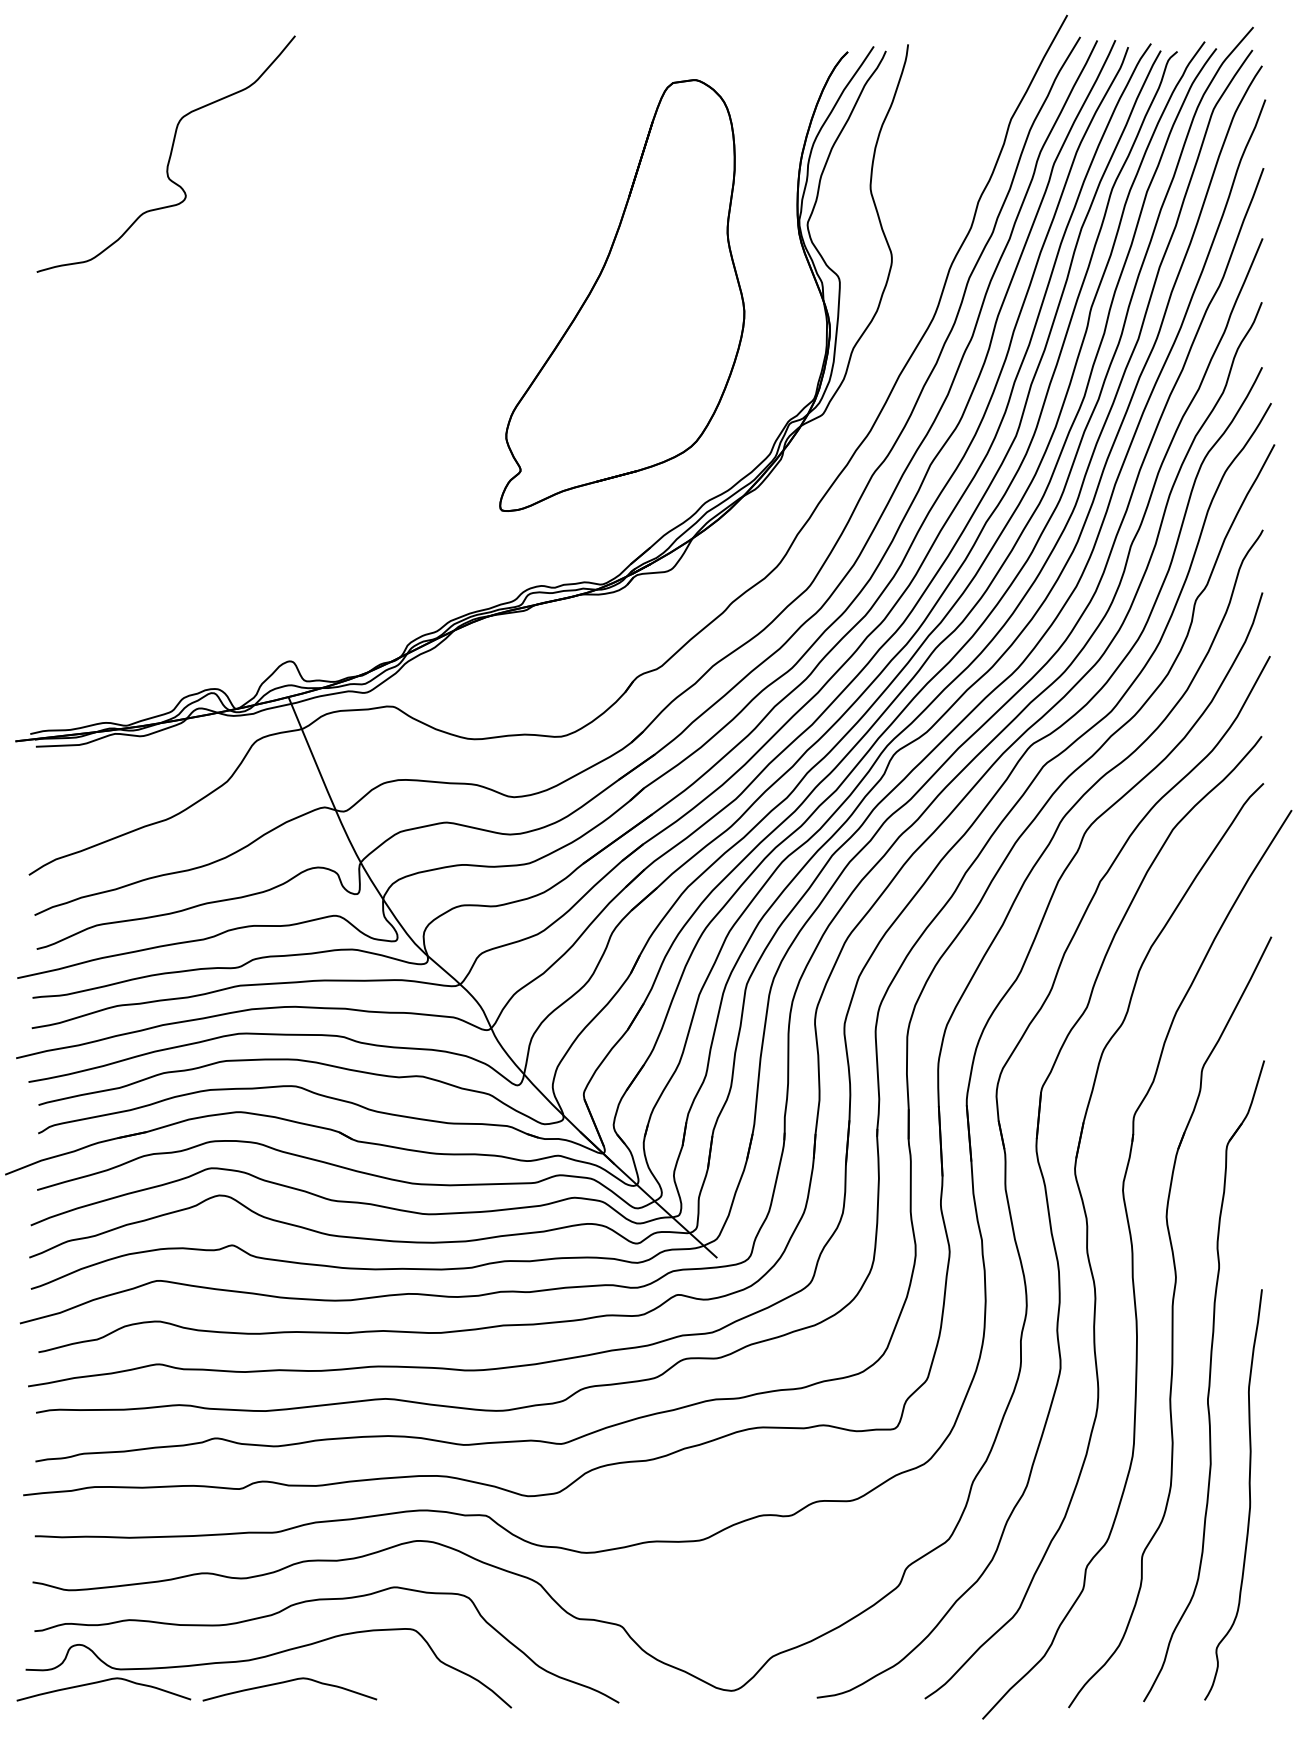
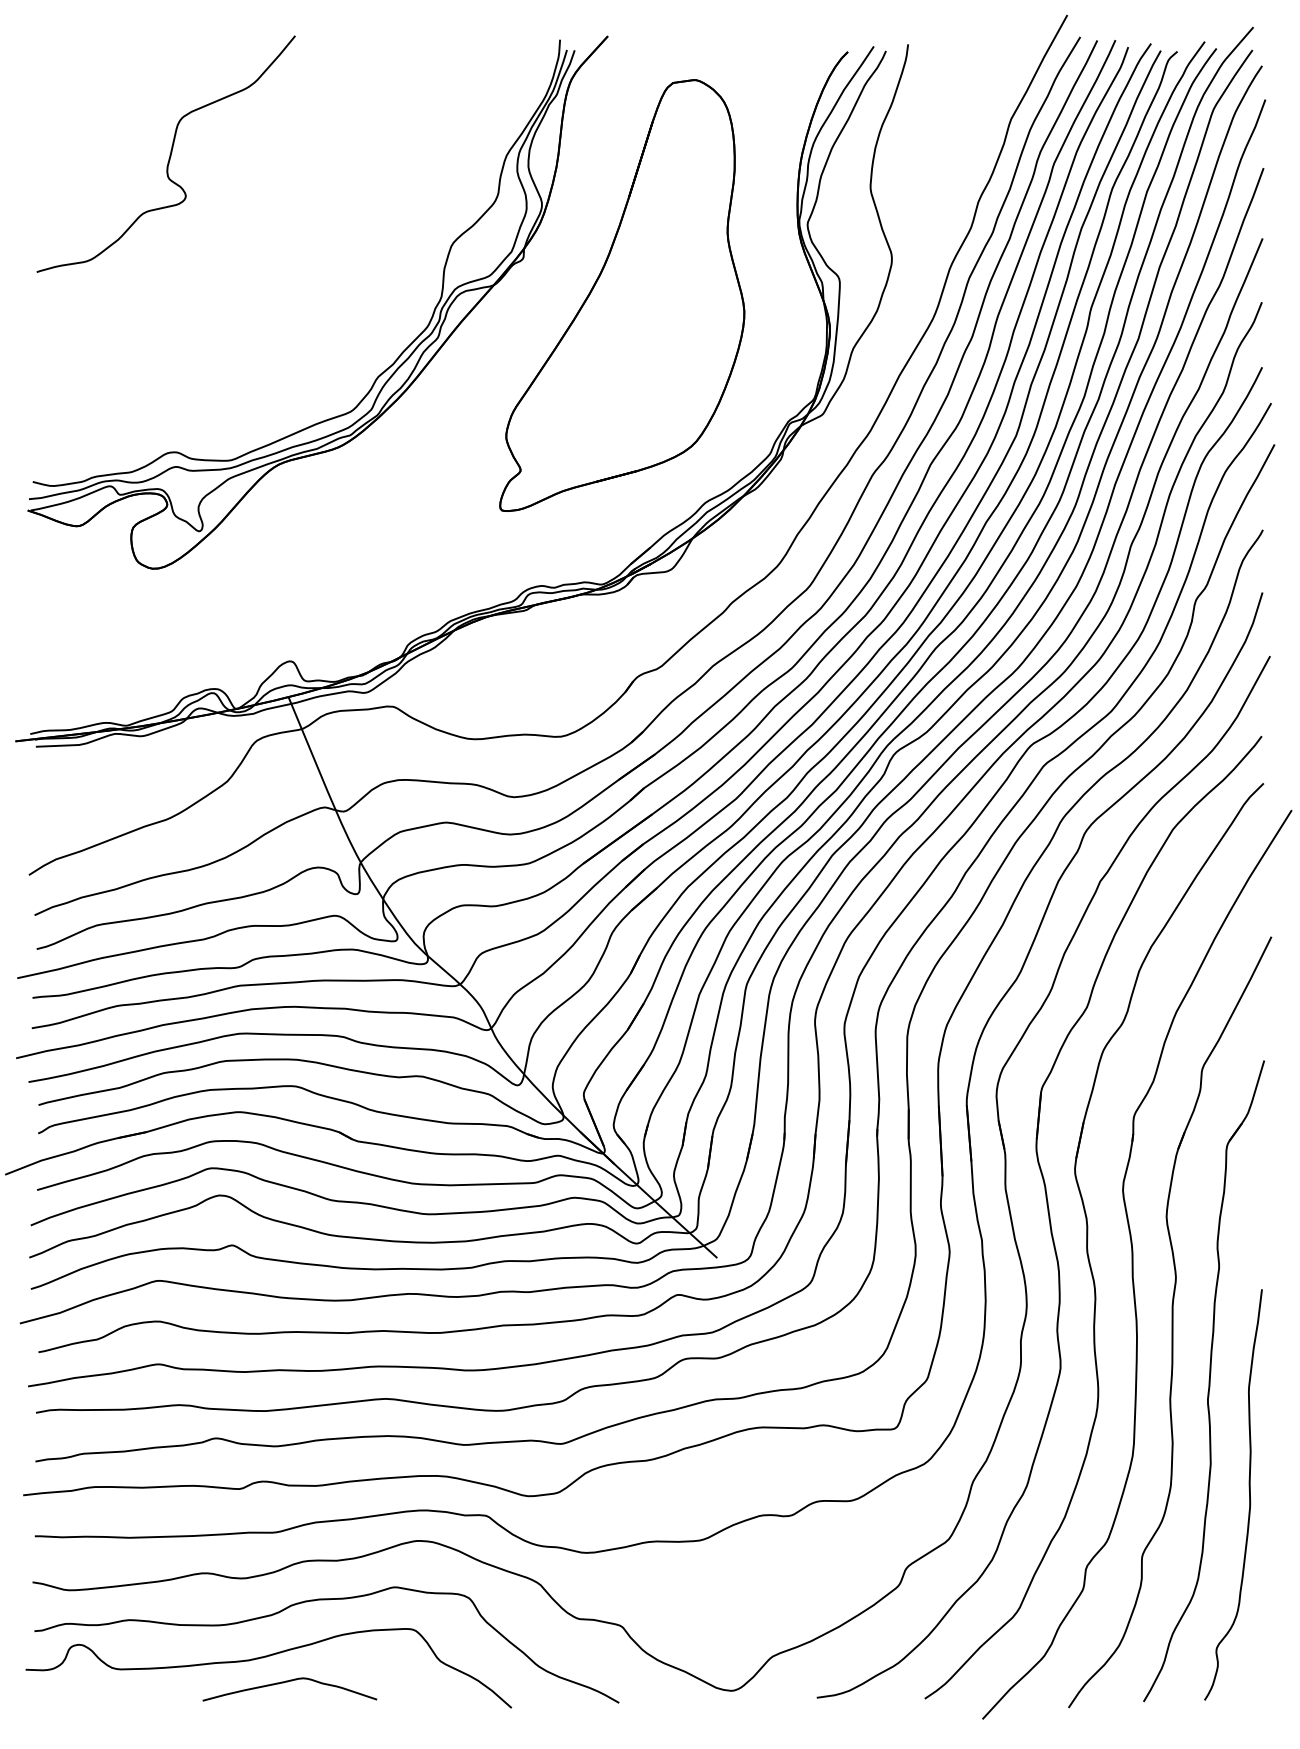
part: none -> present (381, 372)
curve: present -> none (102, 1682)
